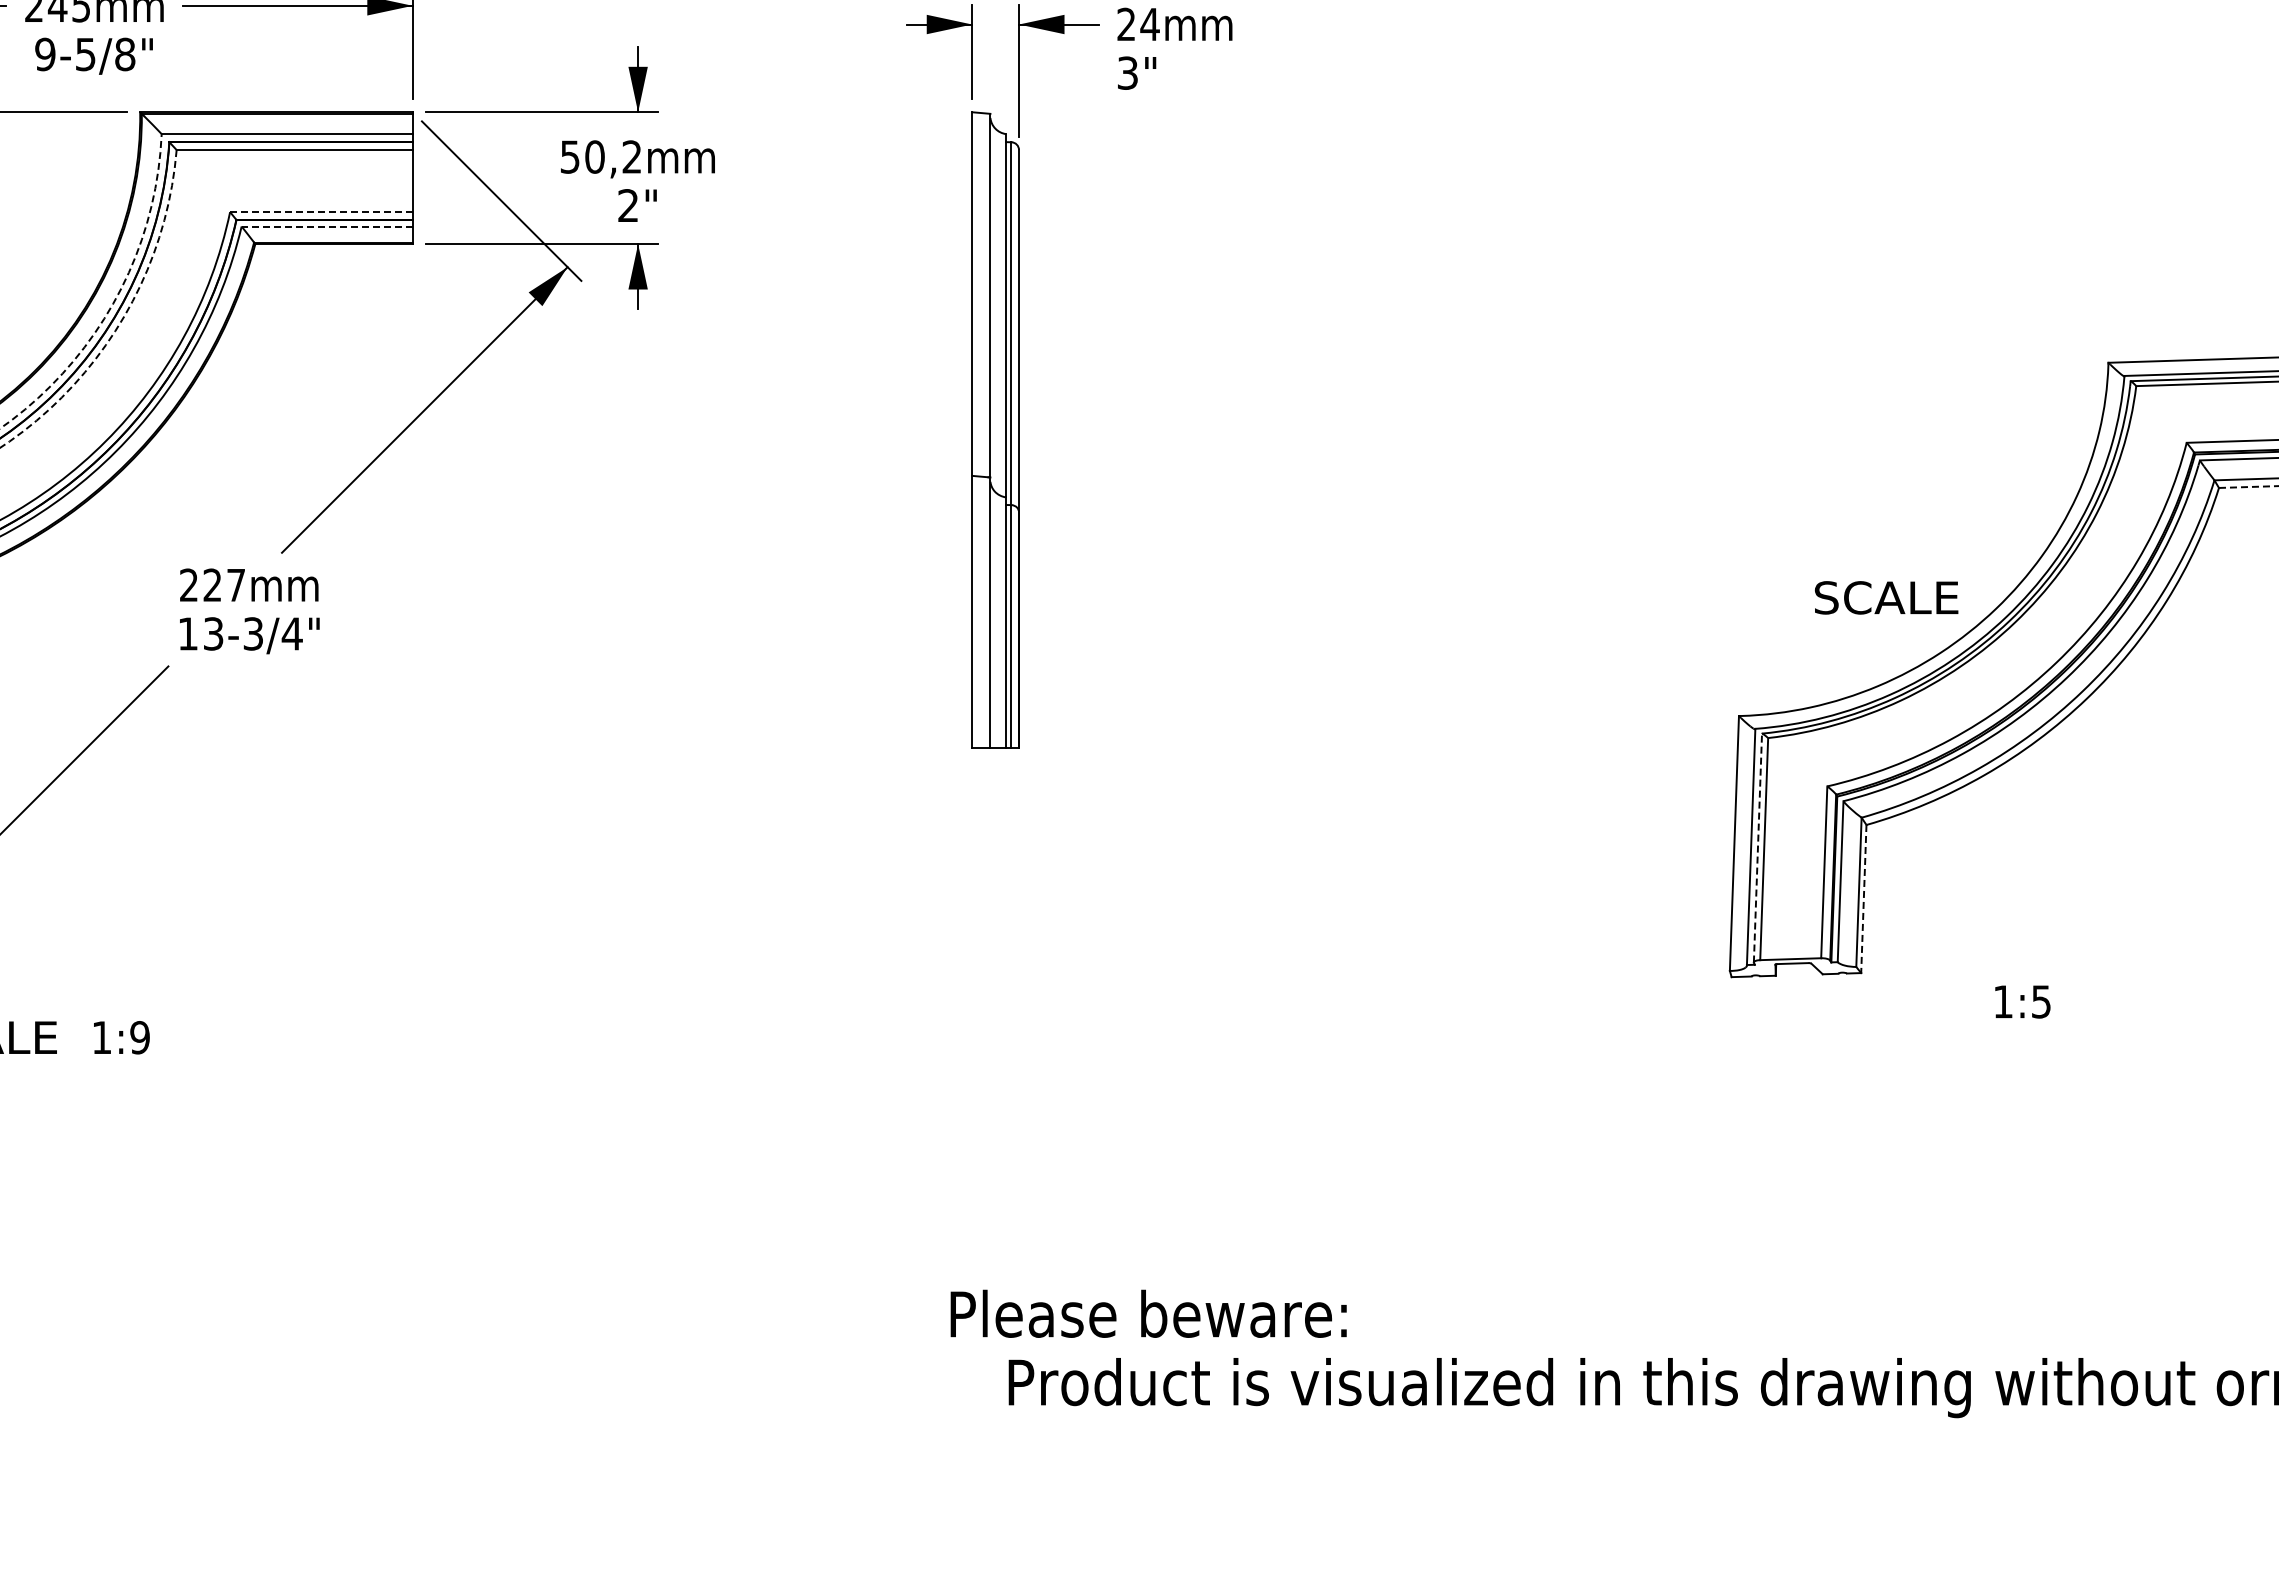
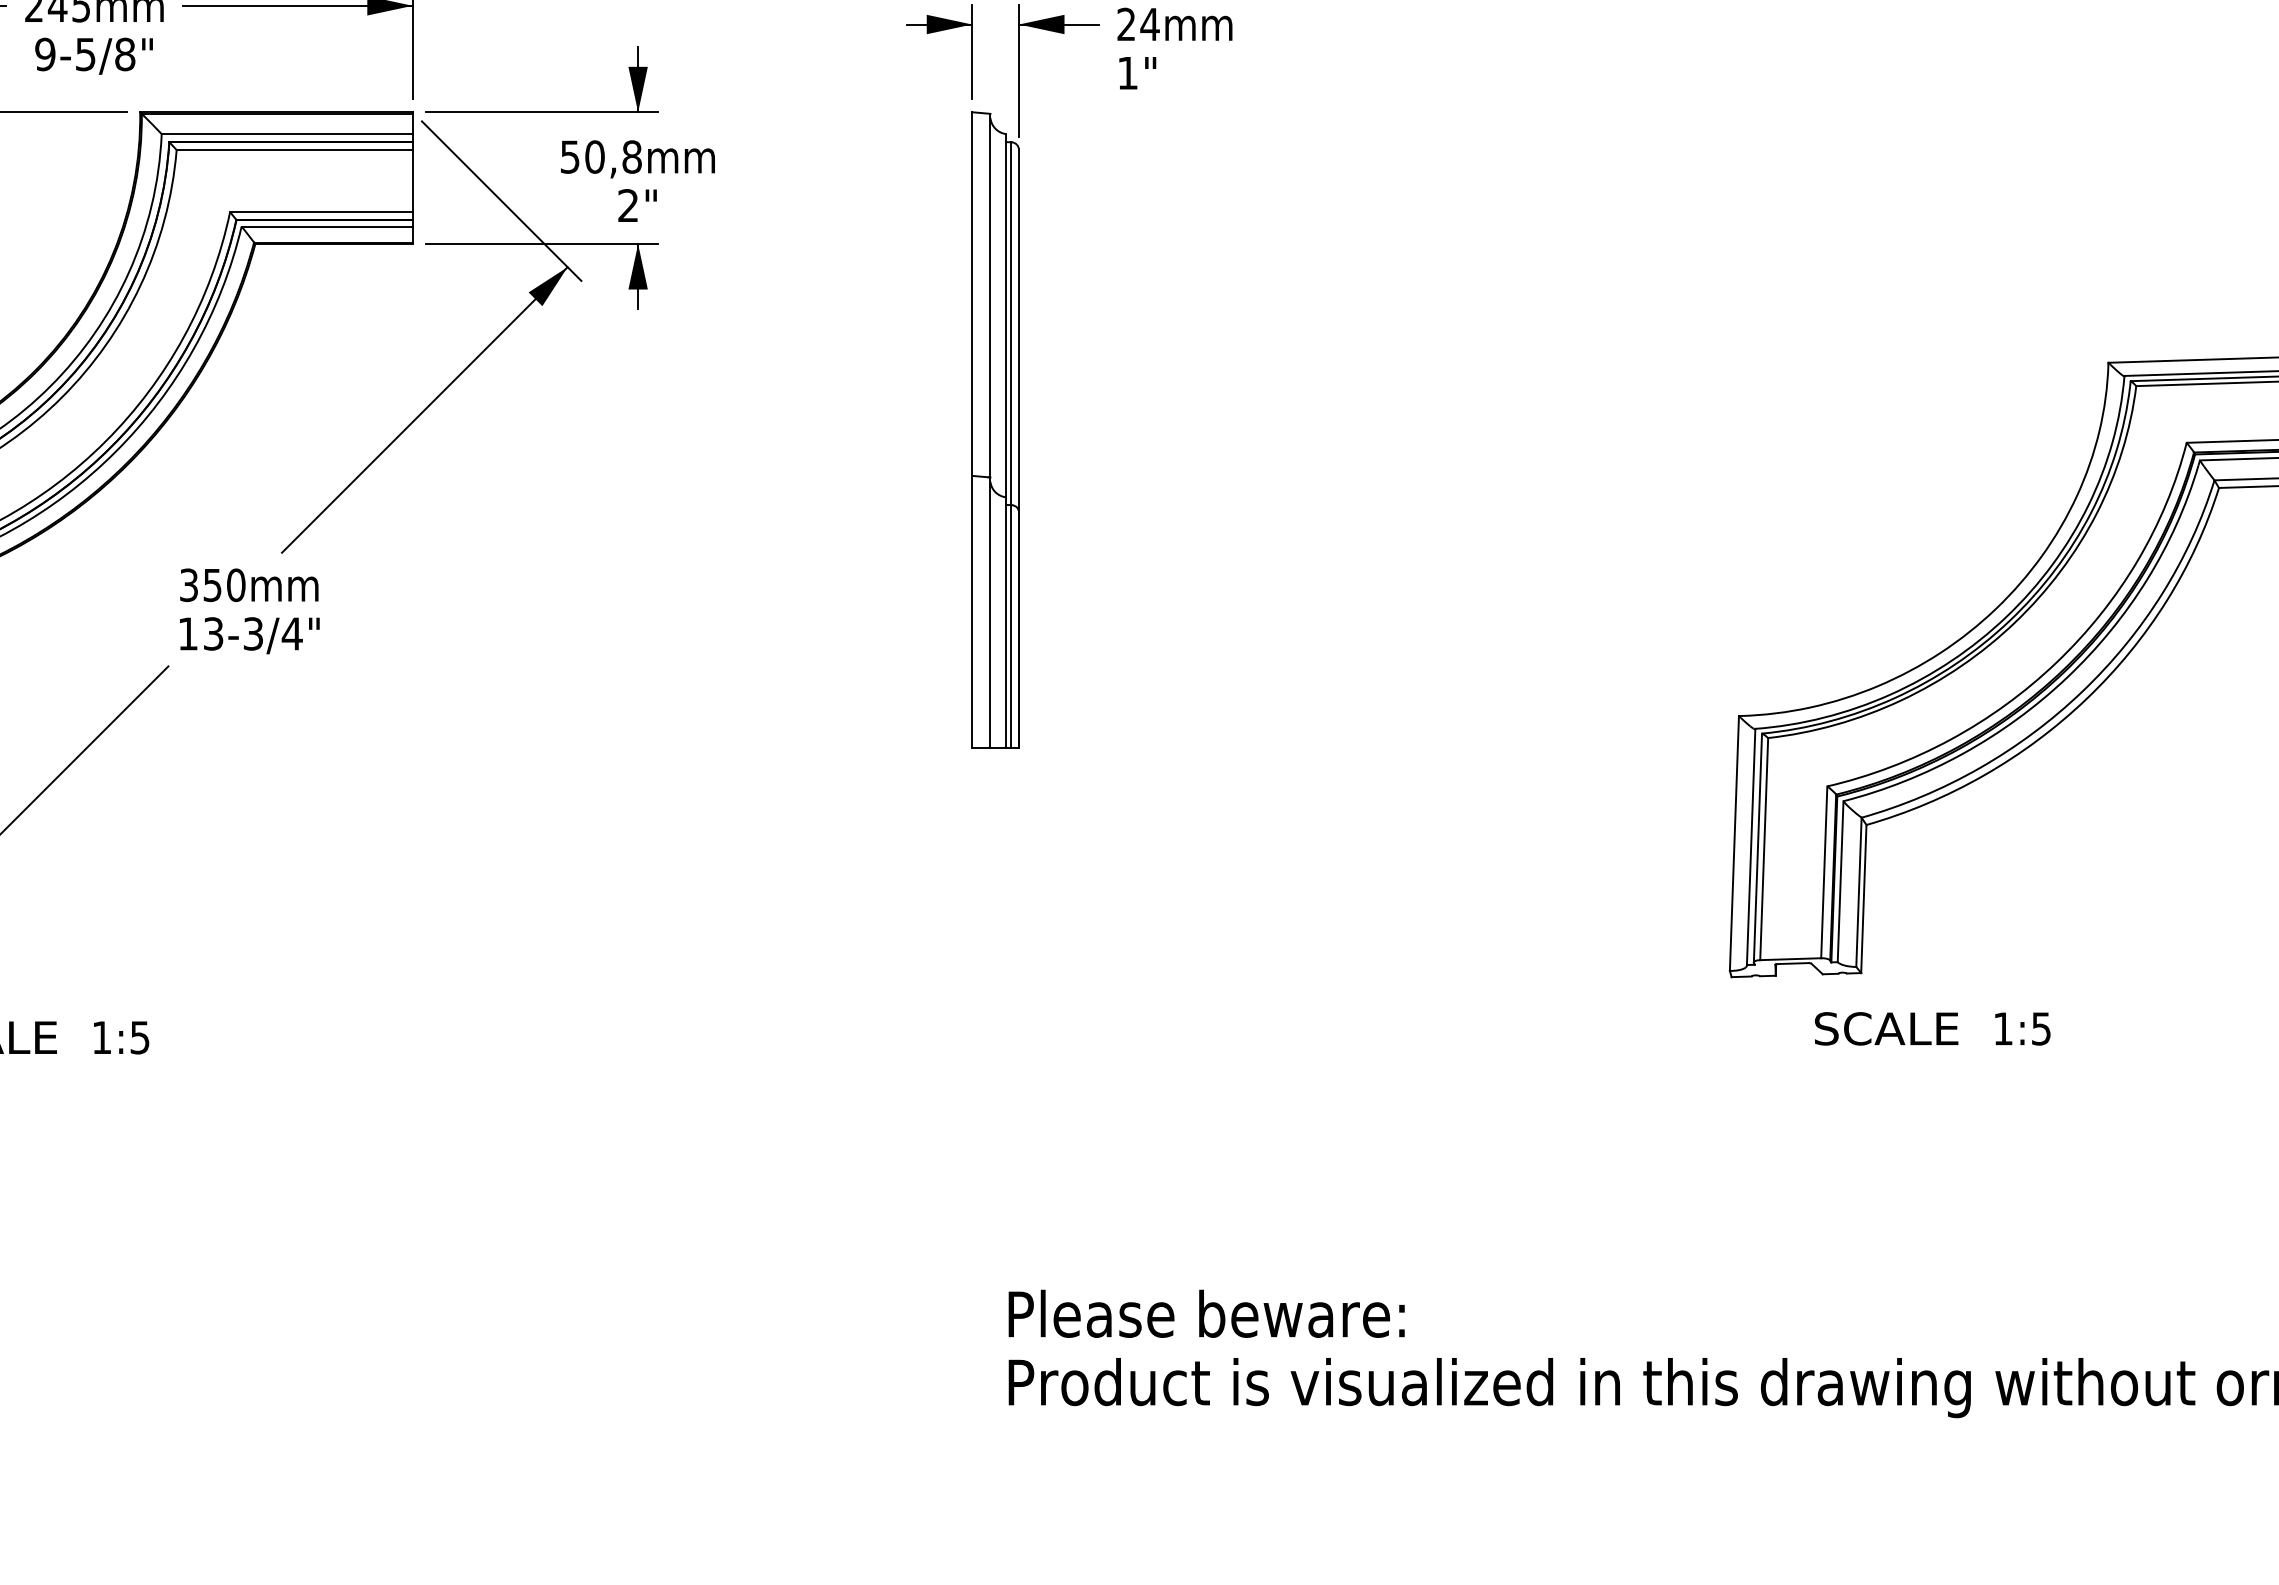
text: 3" -> 1" (1127, 72)
text: 50,2 -> 50,8 (631, 156)
line: dashed -> solid (321, 212)
line: dashed -> solid (327, 226)
arc: dashed -> solid (114, 301)
arc: dashed -> solid (121, 320)
line: dashed -> solid (2248, 487)
text: 227 -> 350 (212, 585)
text position: (1886, 597) -> (1886, 1028) (1886, 1028)
line: dashed -> solid (1757, 847)
line: dashed -> solid (1863, 899)
text position: (2022, 1001) -> (2022, 1028) (2022, 1028)
text: 1:9 -> 1:5 (139, 1037)
text position: (1148, 1313) -> (1206, 1313) (1206, 1313)
